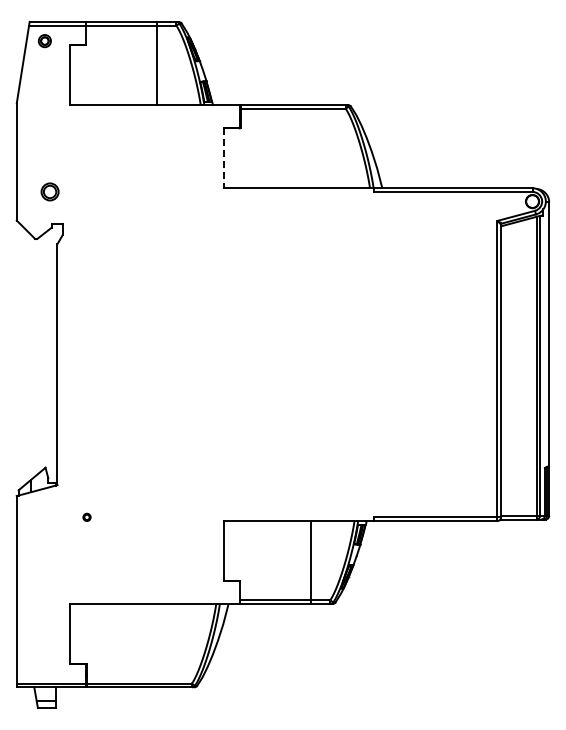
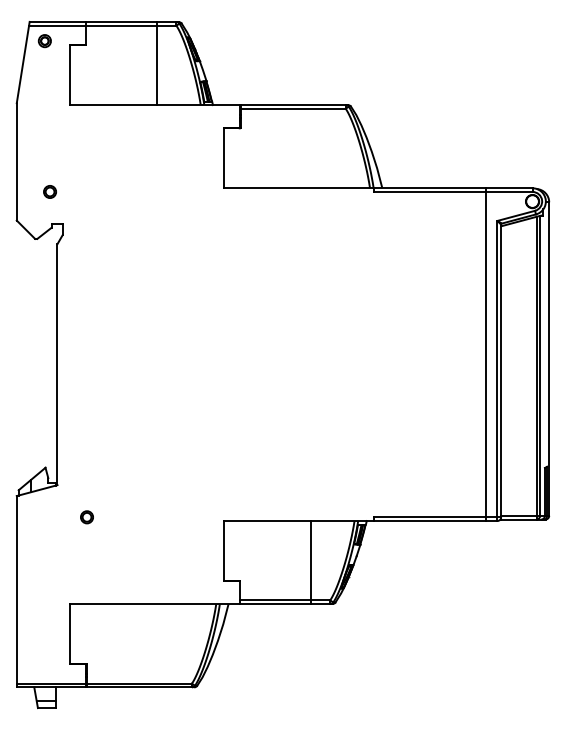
line: dashed -> solid (223, 158)
circle size: 20x20 px -> 14x14 px (49, 191)
line: none -> present (486, 354)
circle size: 10x10 px -> 14x15 px (86, 517)
